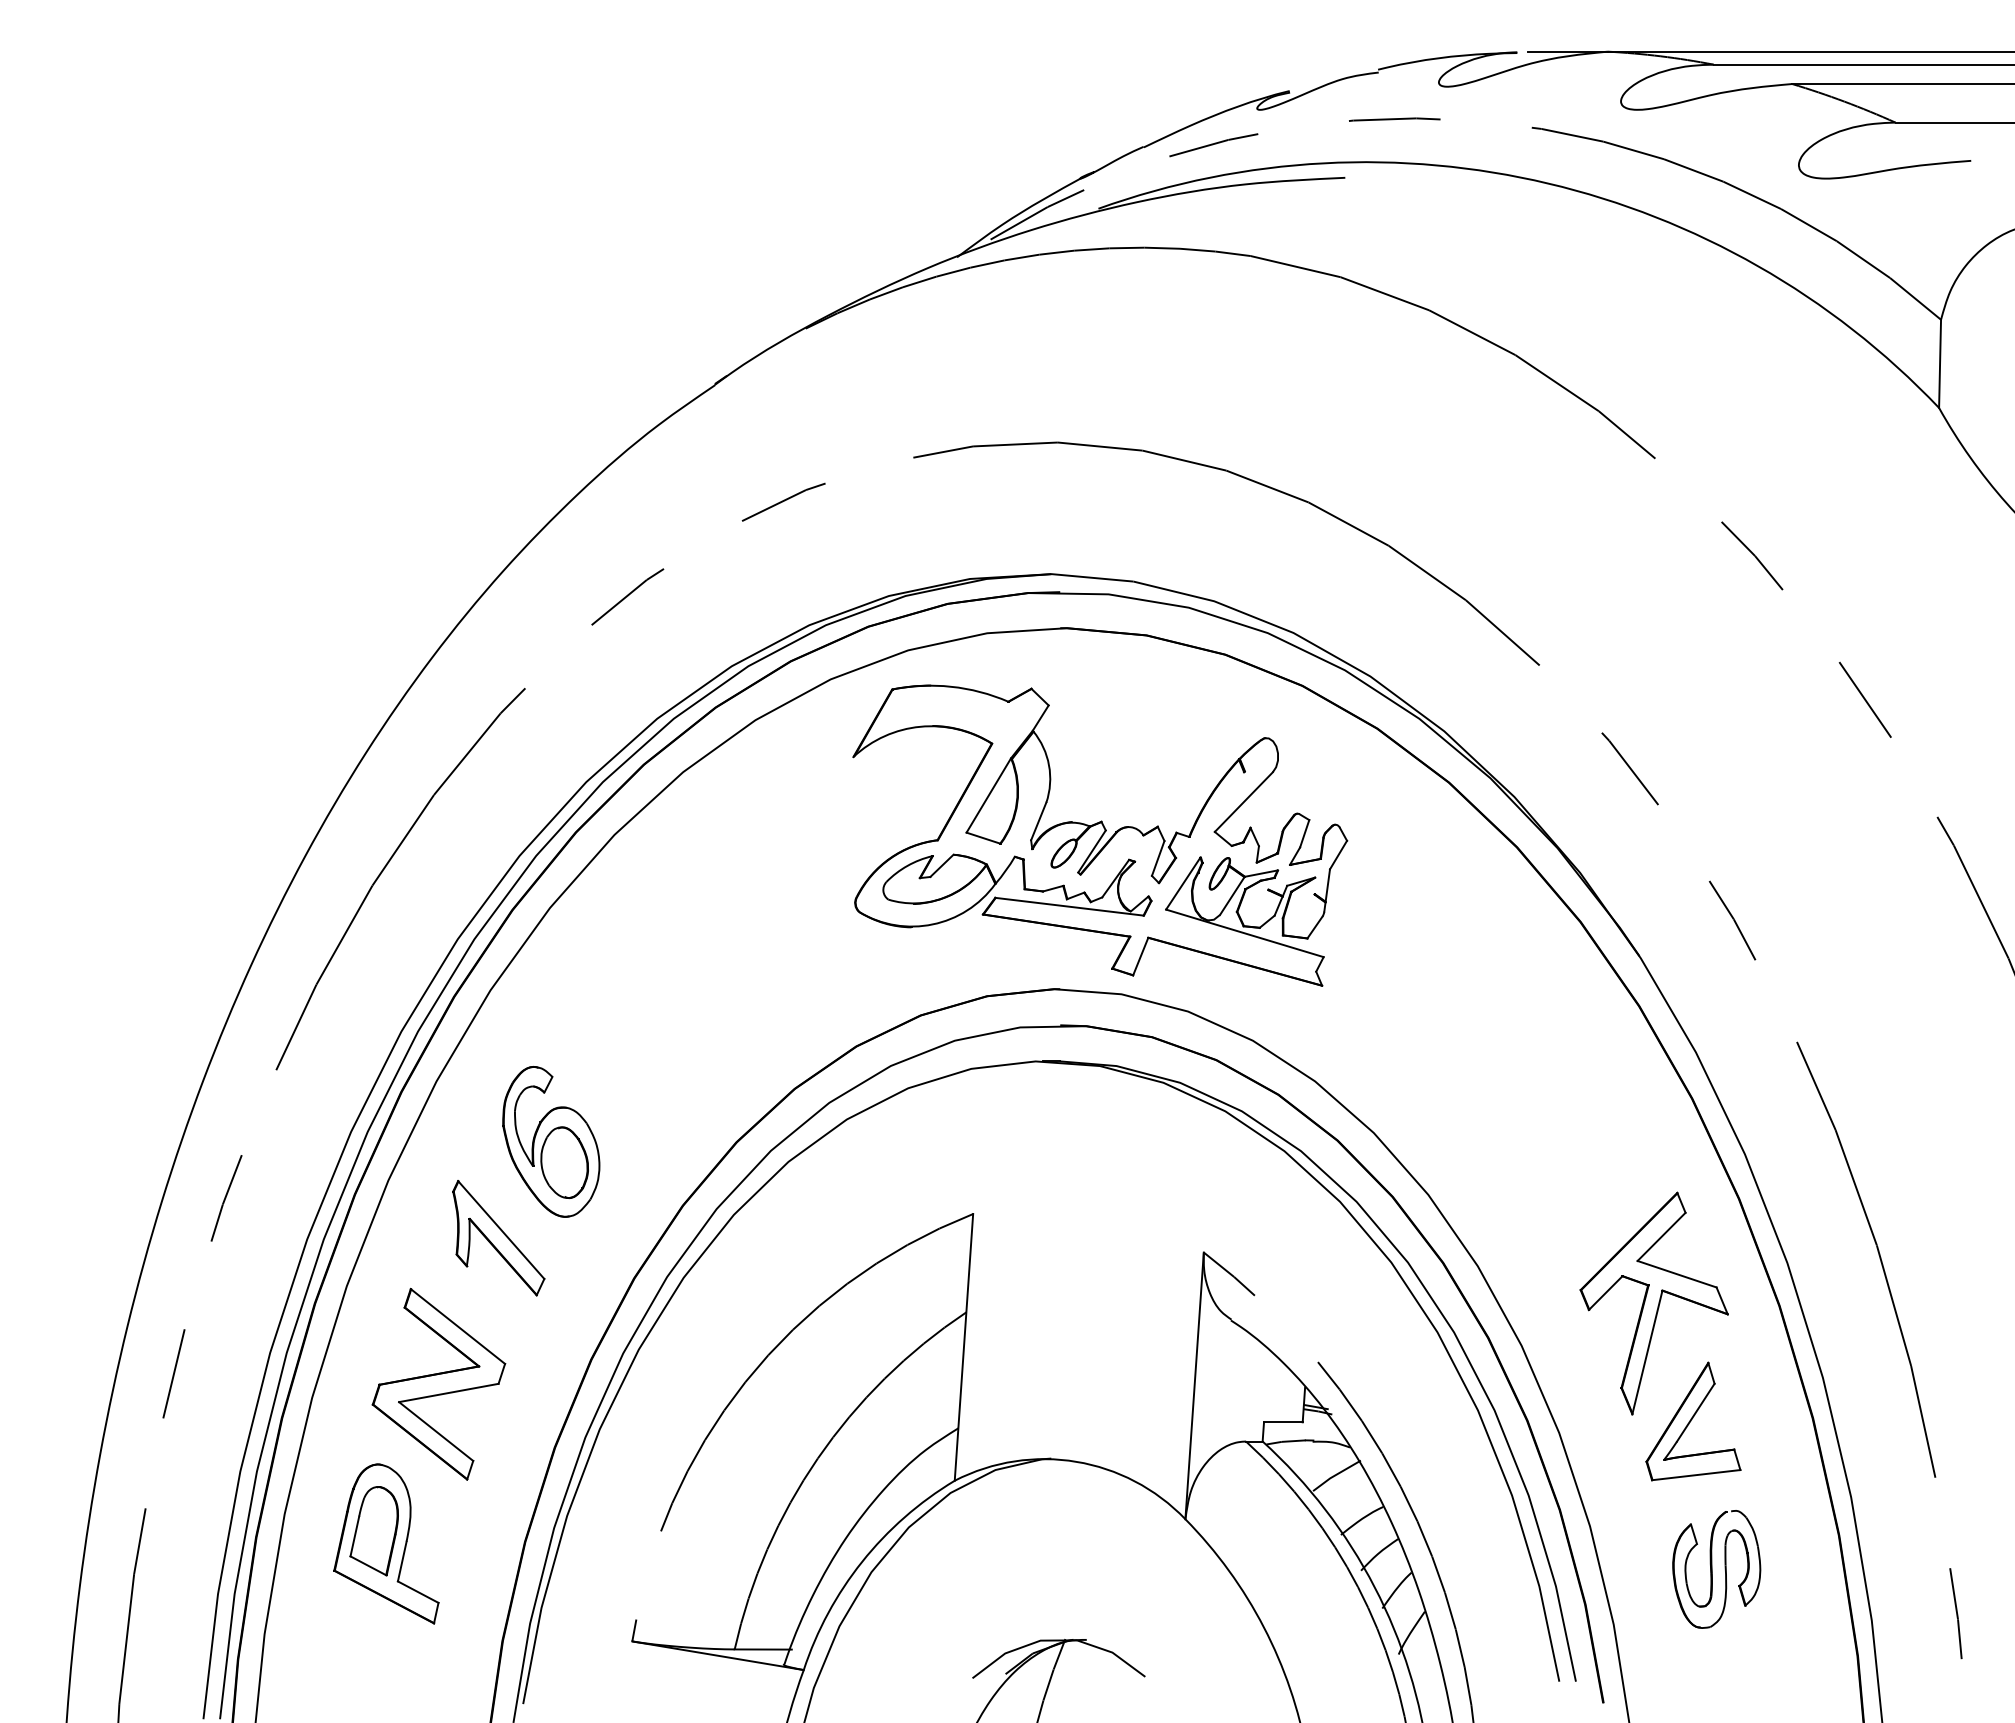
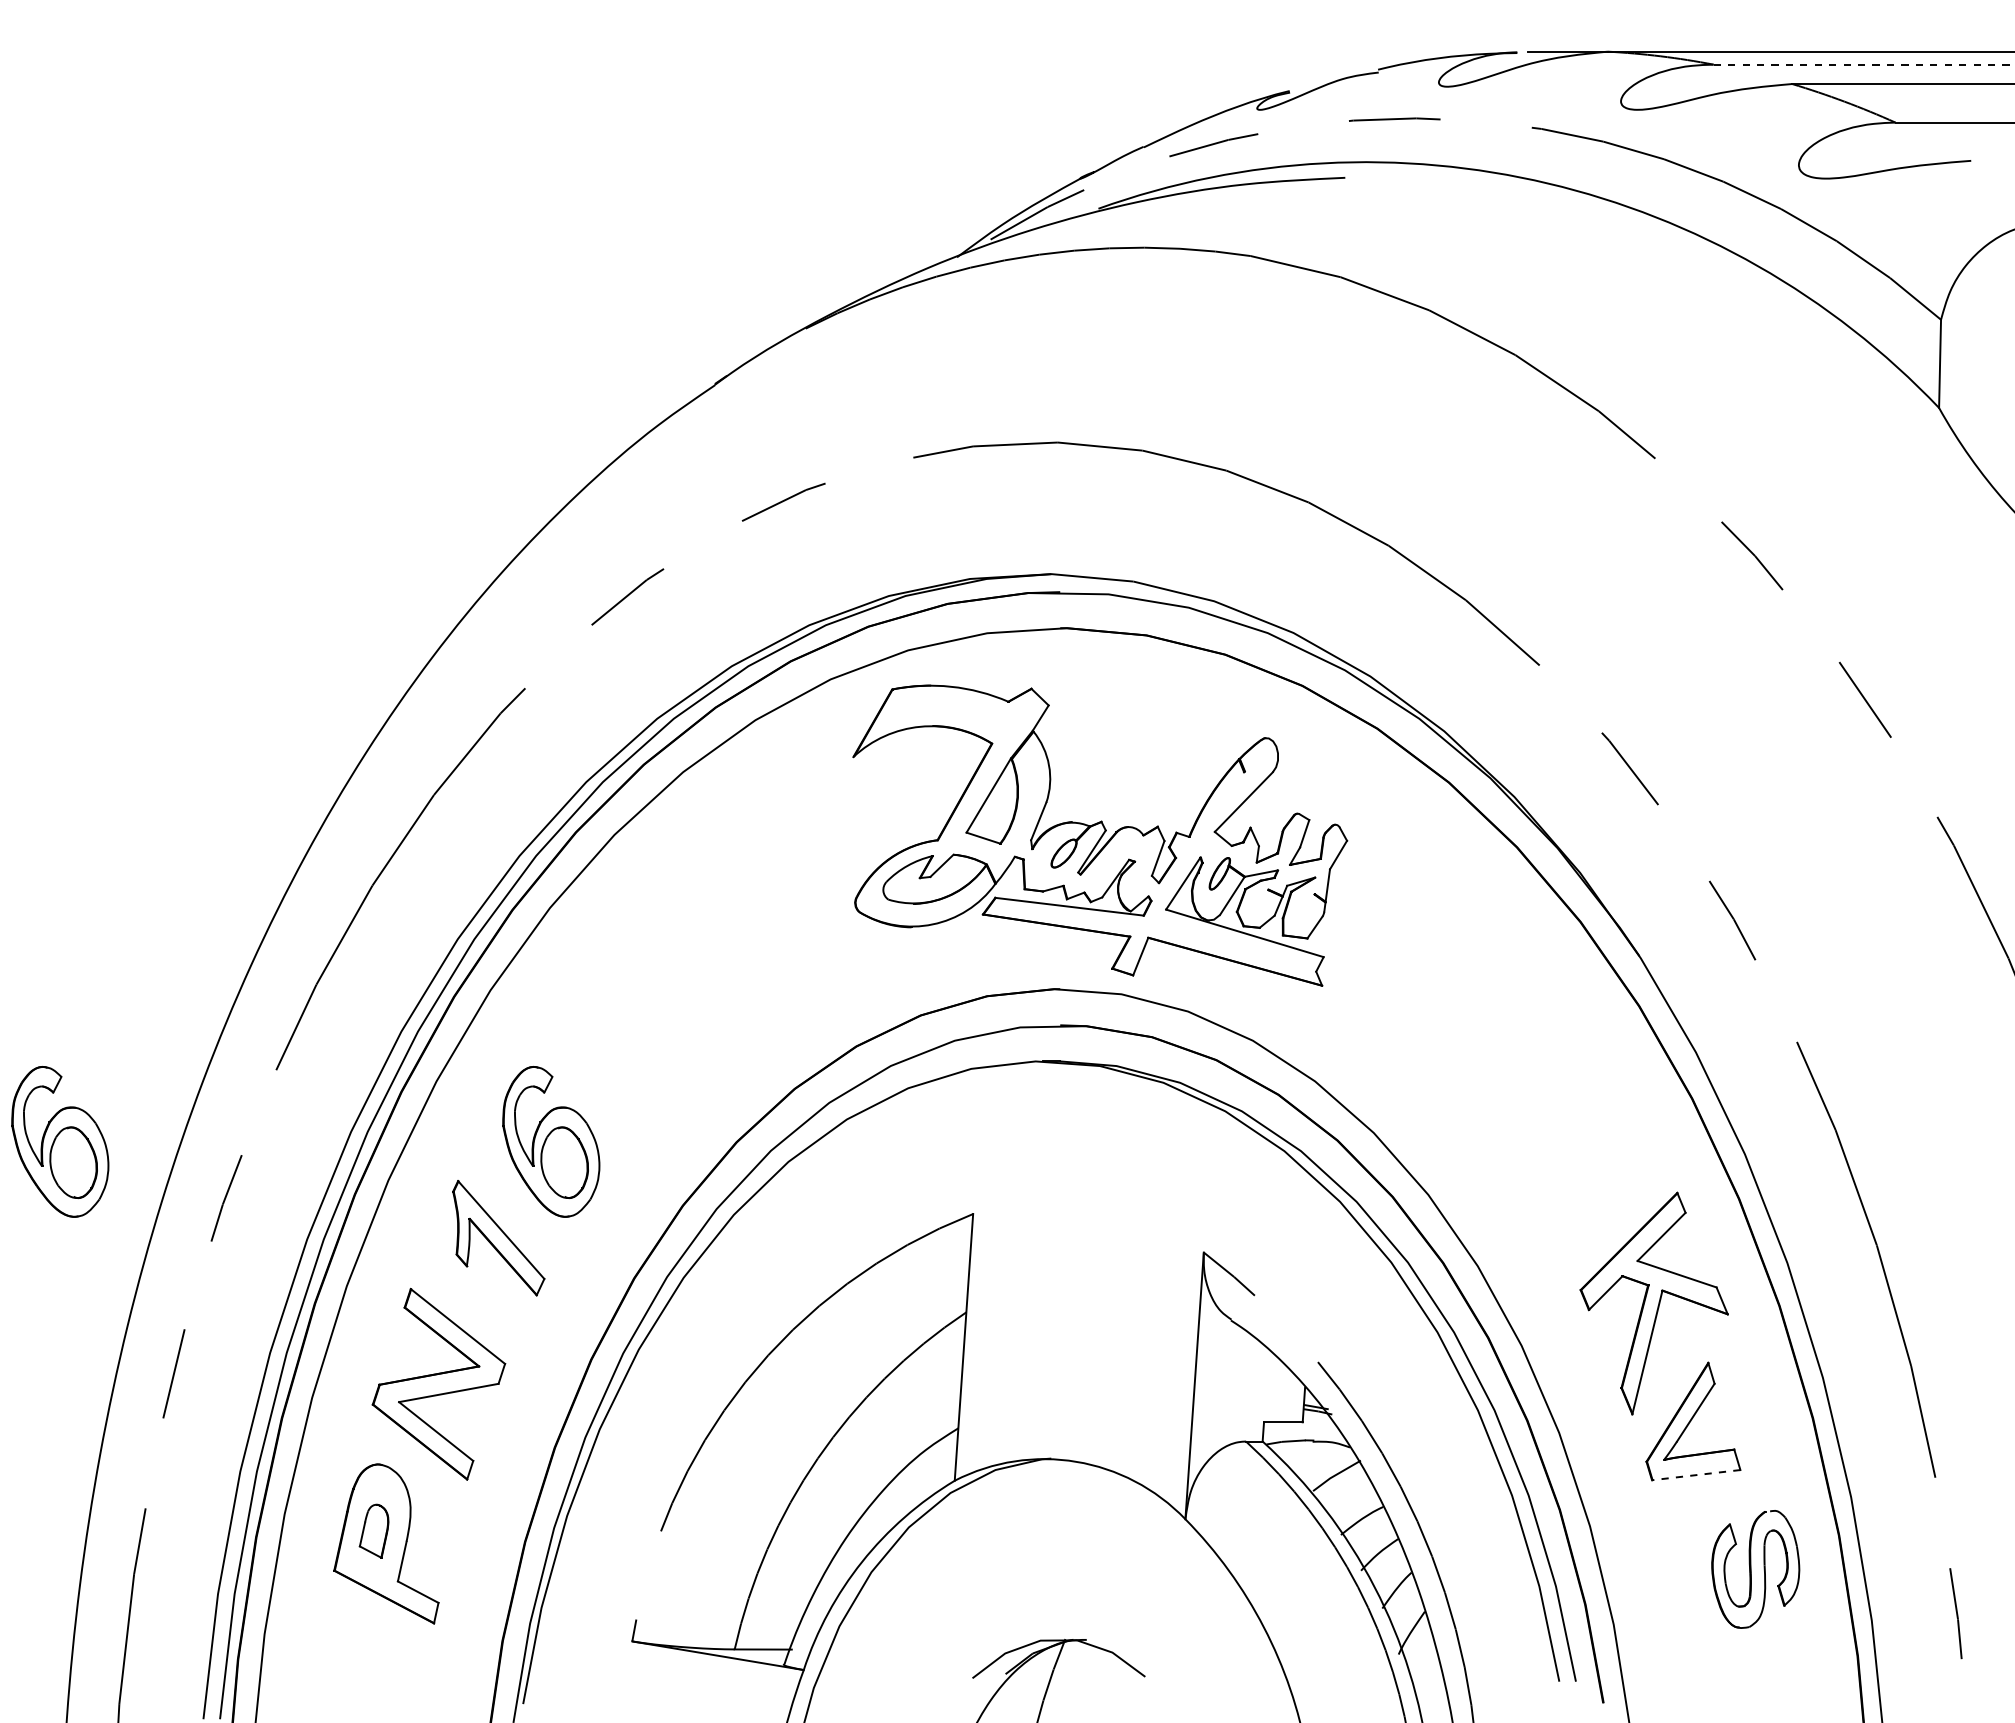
line: solid -> dashed (1864, 64)
part: none -> present (60, 1141)
line: solid -> dashed (1695, 1475)
part size: 50x91 px -> 32x56 px (373, 1530)
part position: (1716, 1569) -> (1755, 1569) (1755, 1569)
